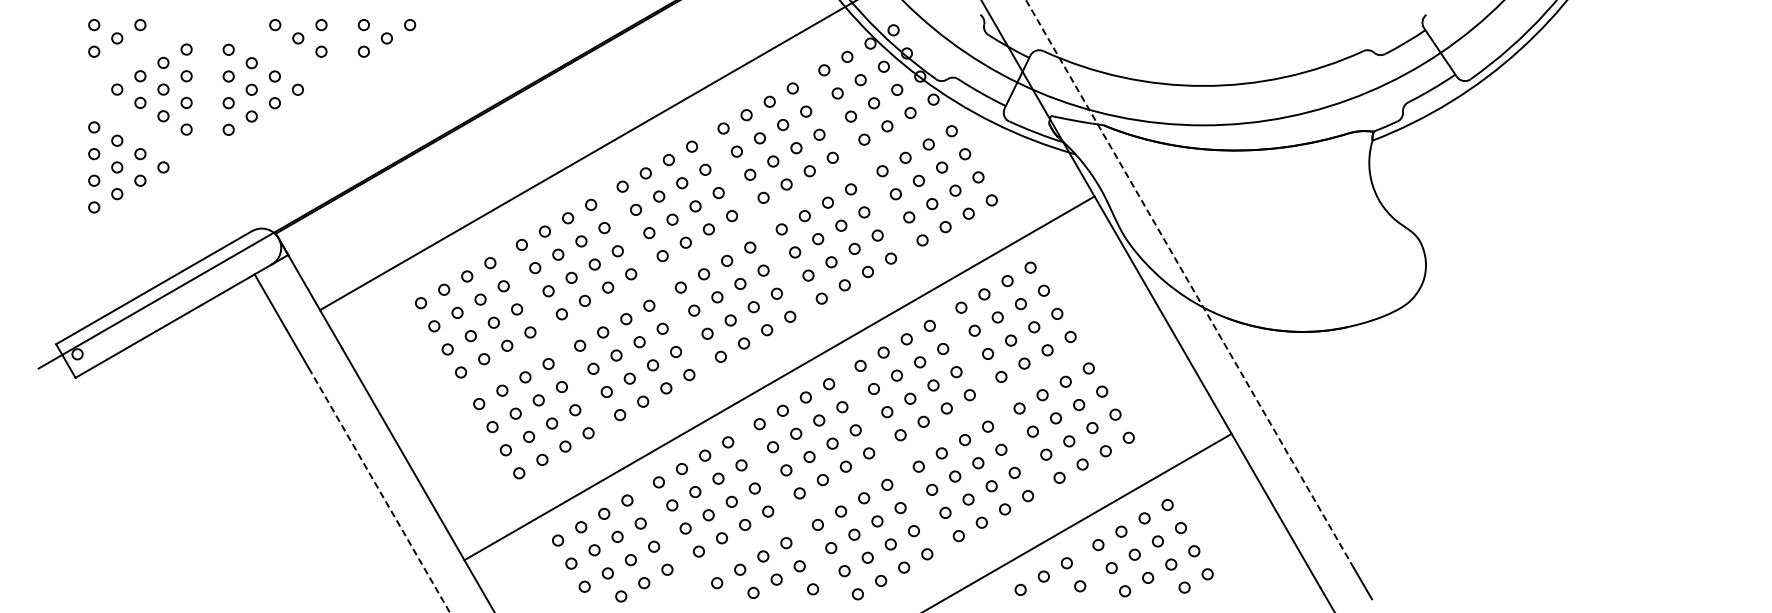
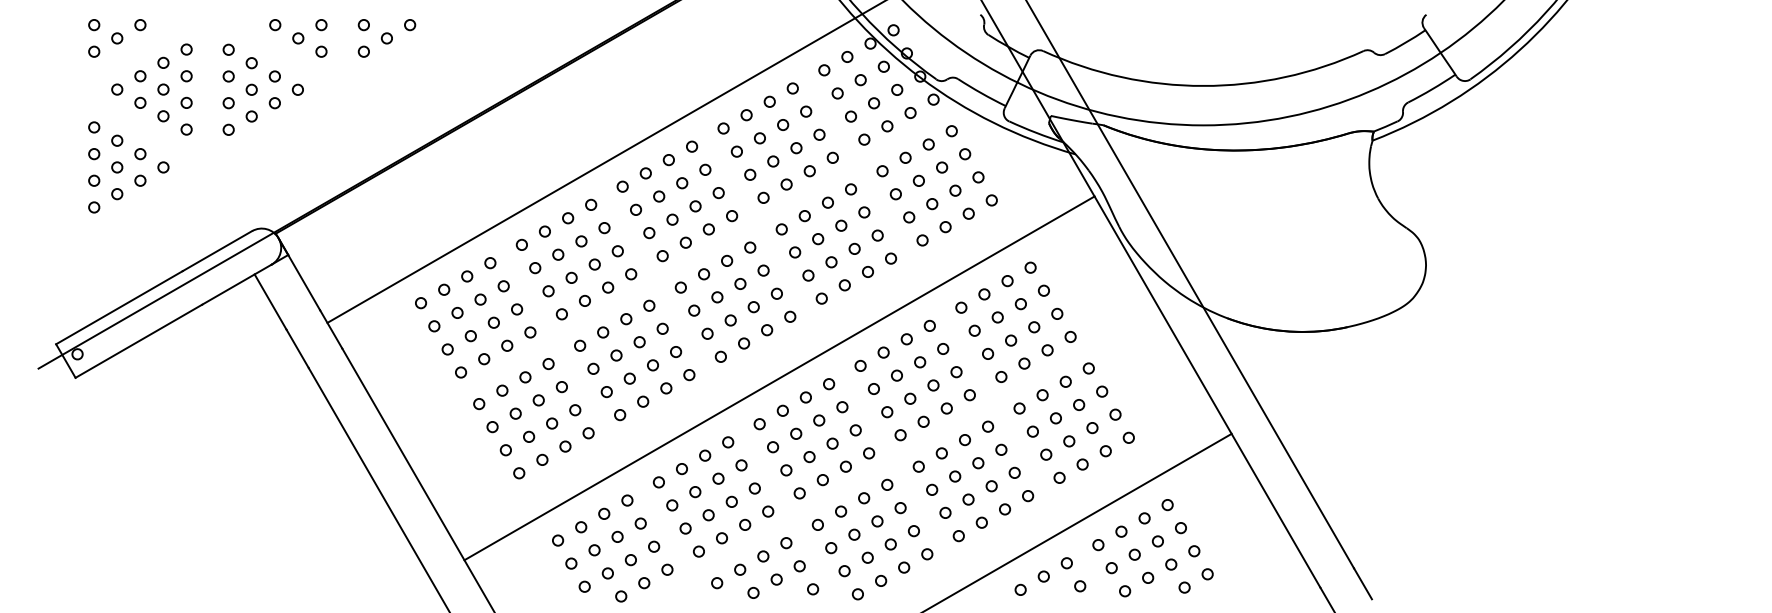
line position: (586, 155) -> (605, 162) (605, 162)
line: dashed -> solid (1189, 283)
line: dashed -> solid (379, 490)
